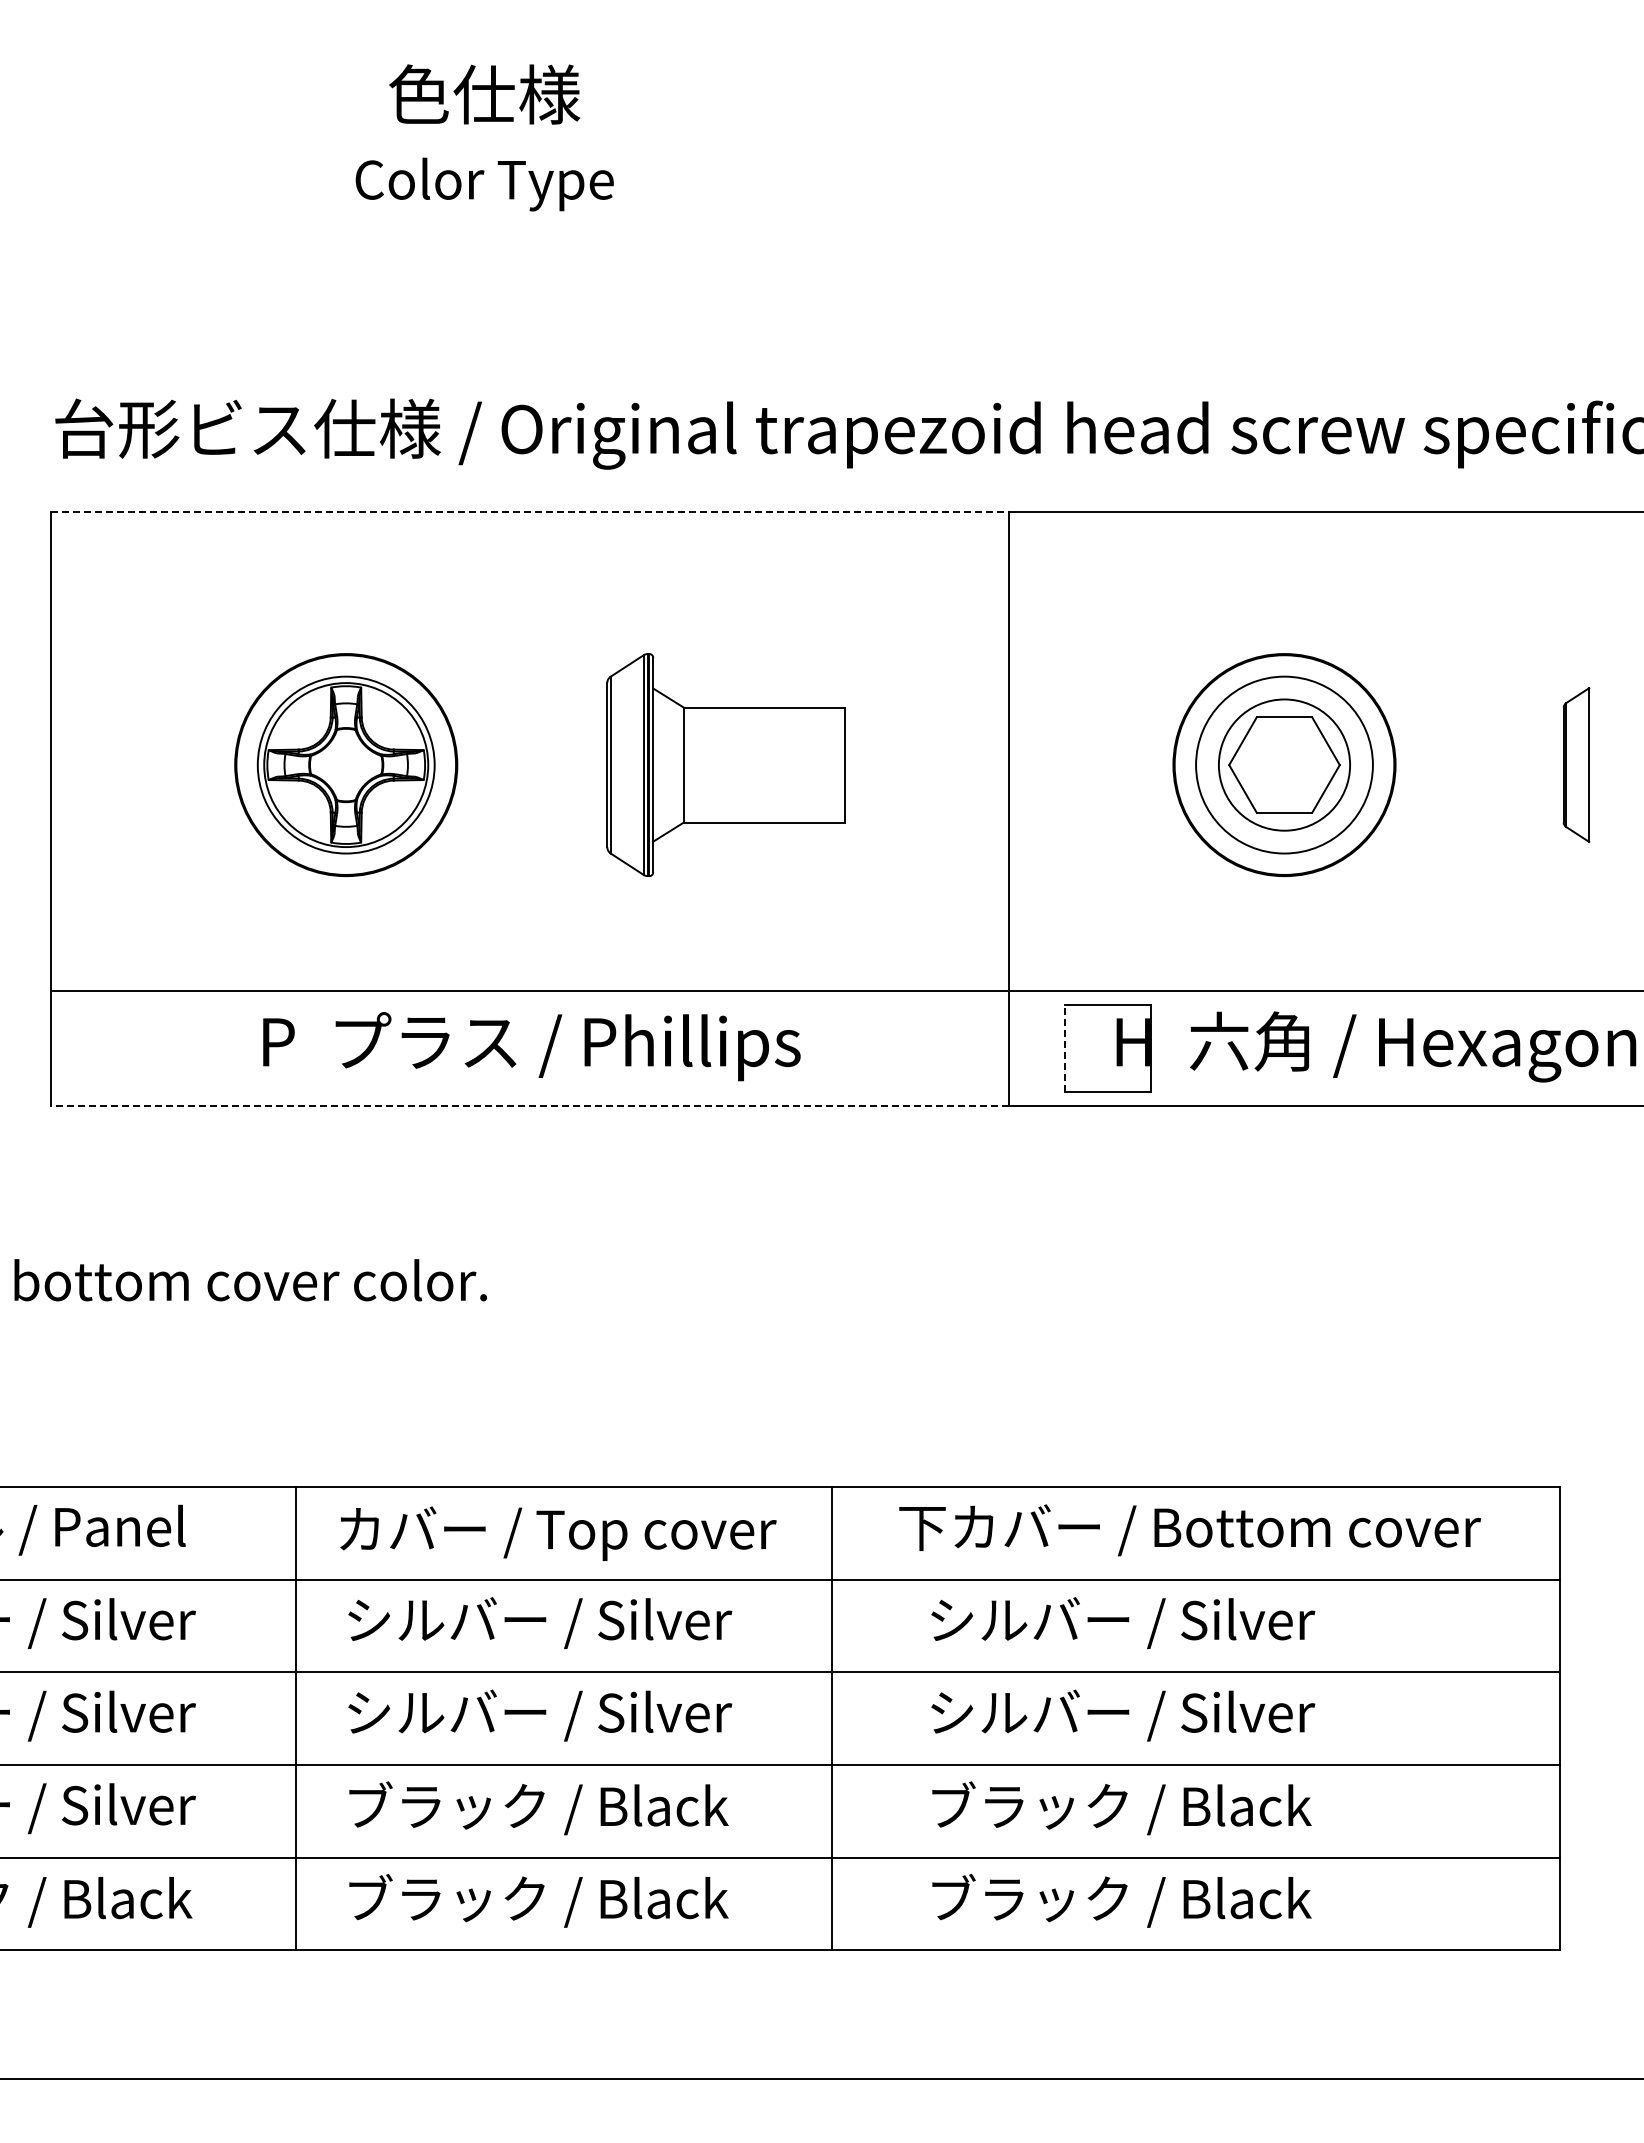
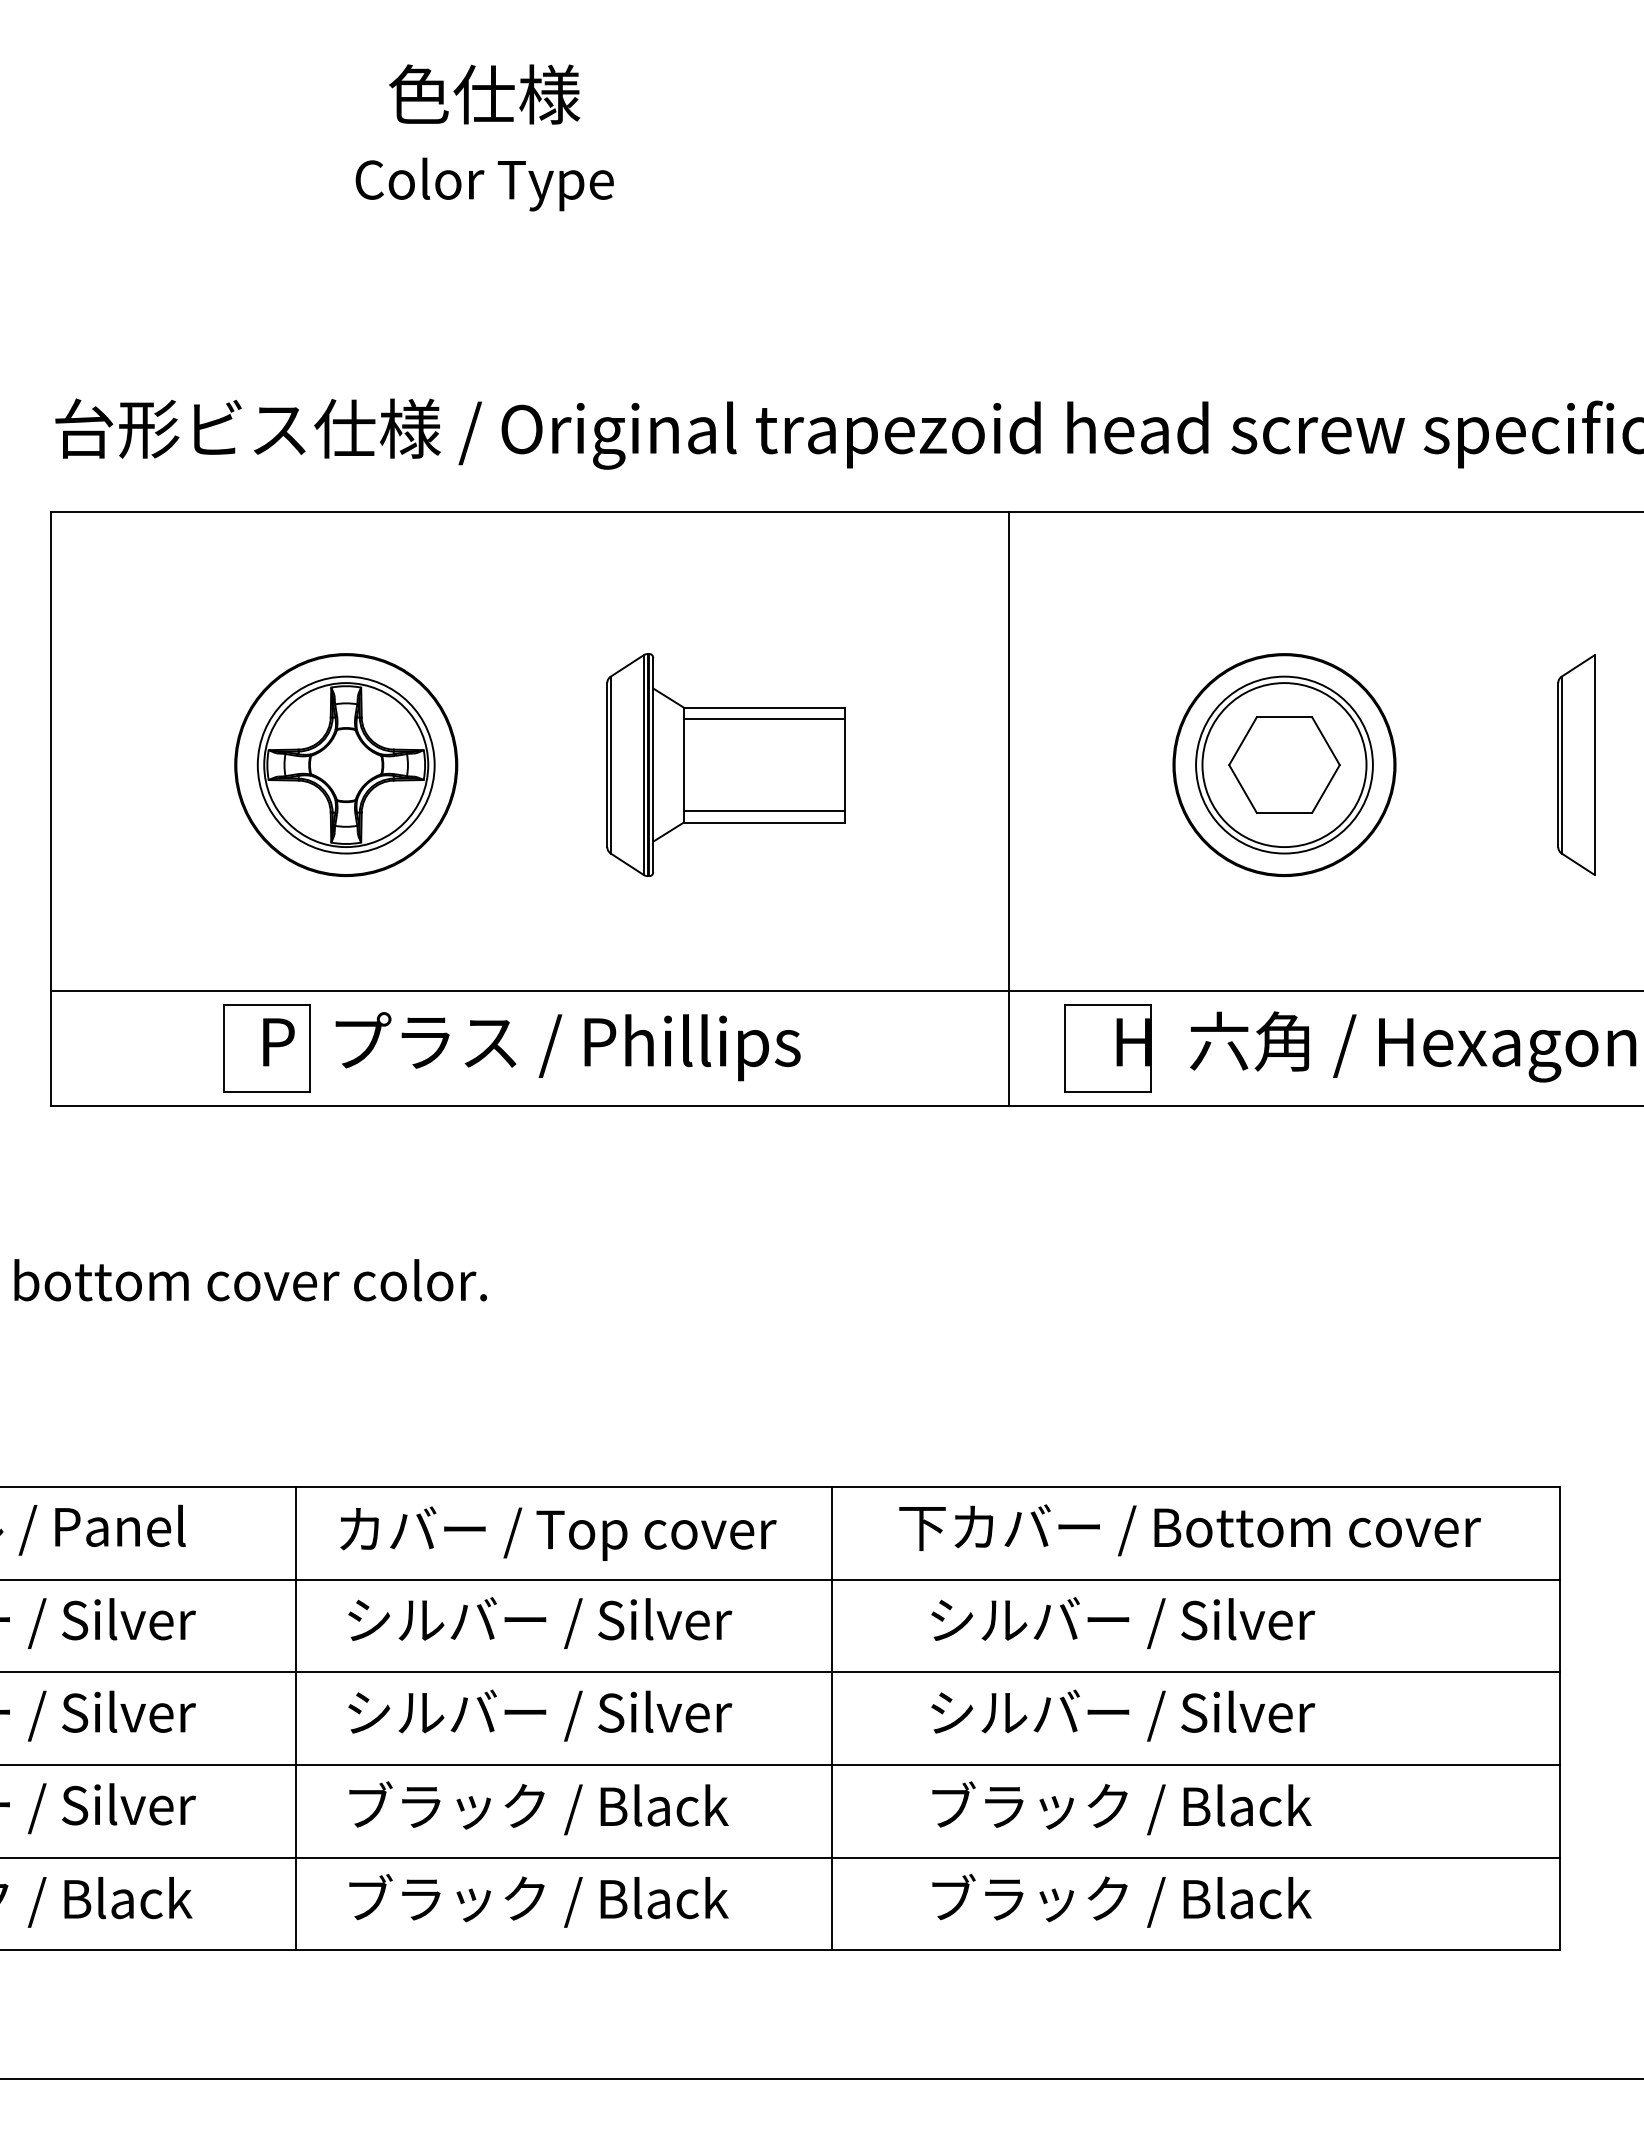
line: dashed -> solid (529, 512)
line: none -> present (763, 719)
circle diameter: 131 px -> 164 px (1284, 765)
part size: 29x156 px -> 39x222 px (1576, 764)
line: none -> present (763, 811)
part: none -> present (266, 1048)
line: dashed -> solid (1064, 1048)
line: dashed -> solid (529, 1106)
